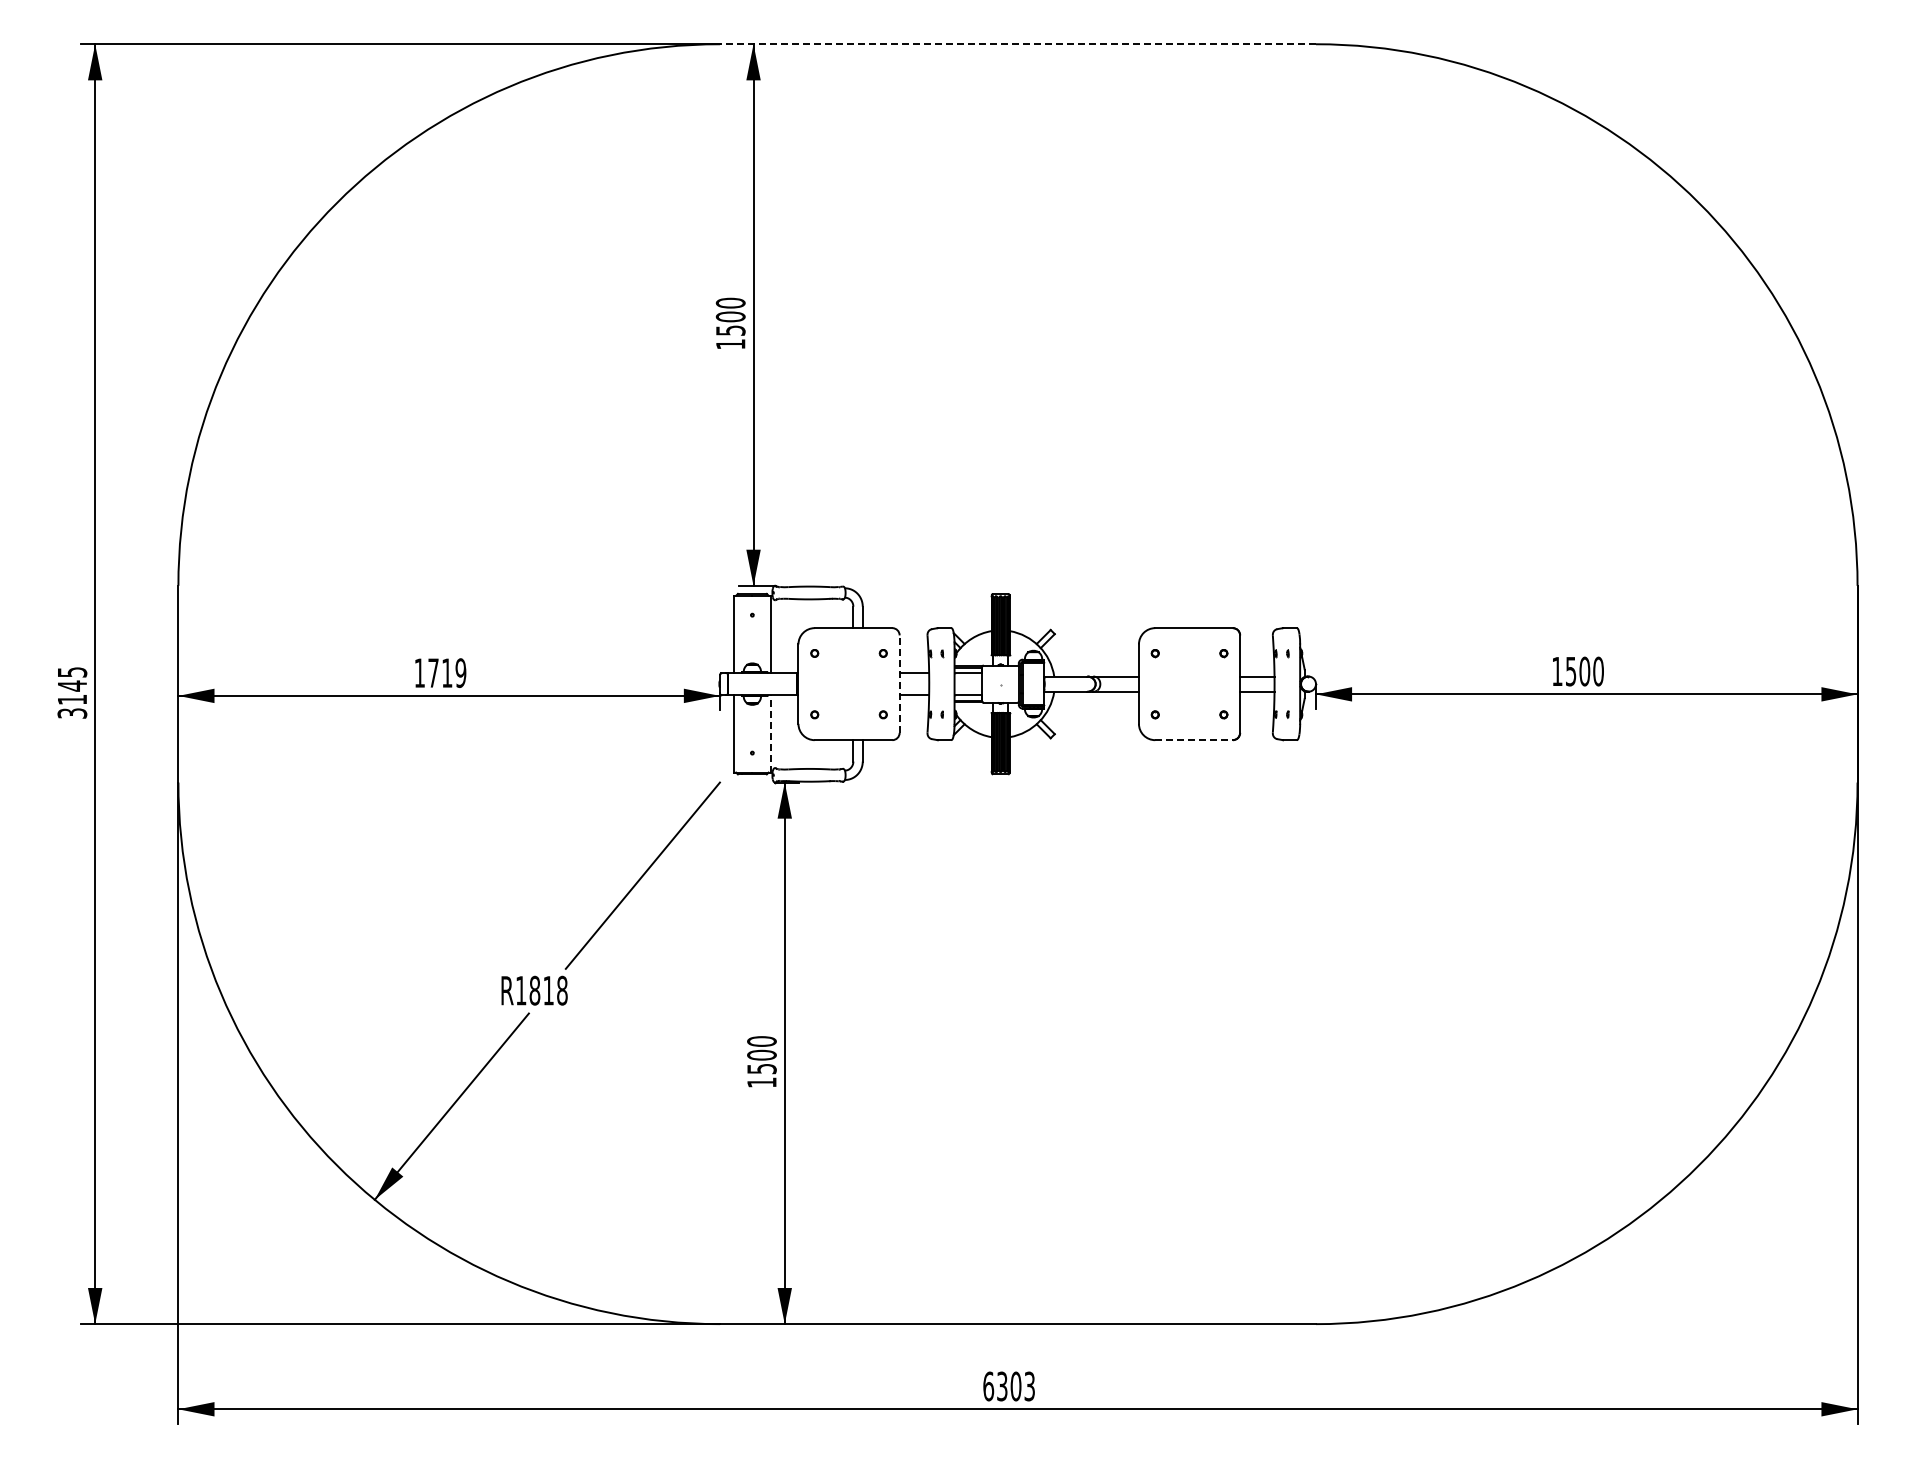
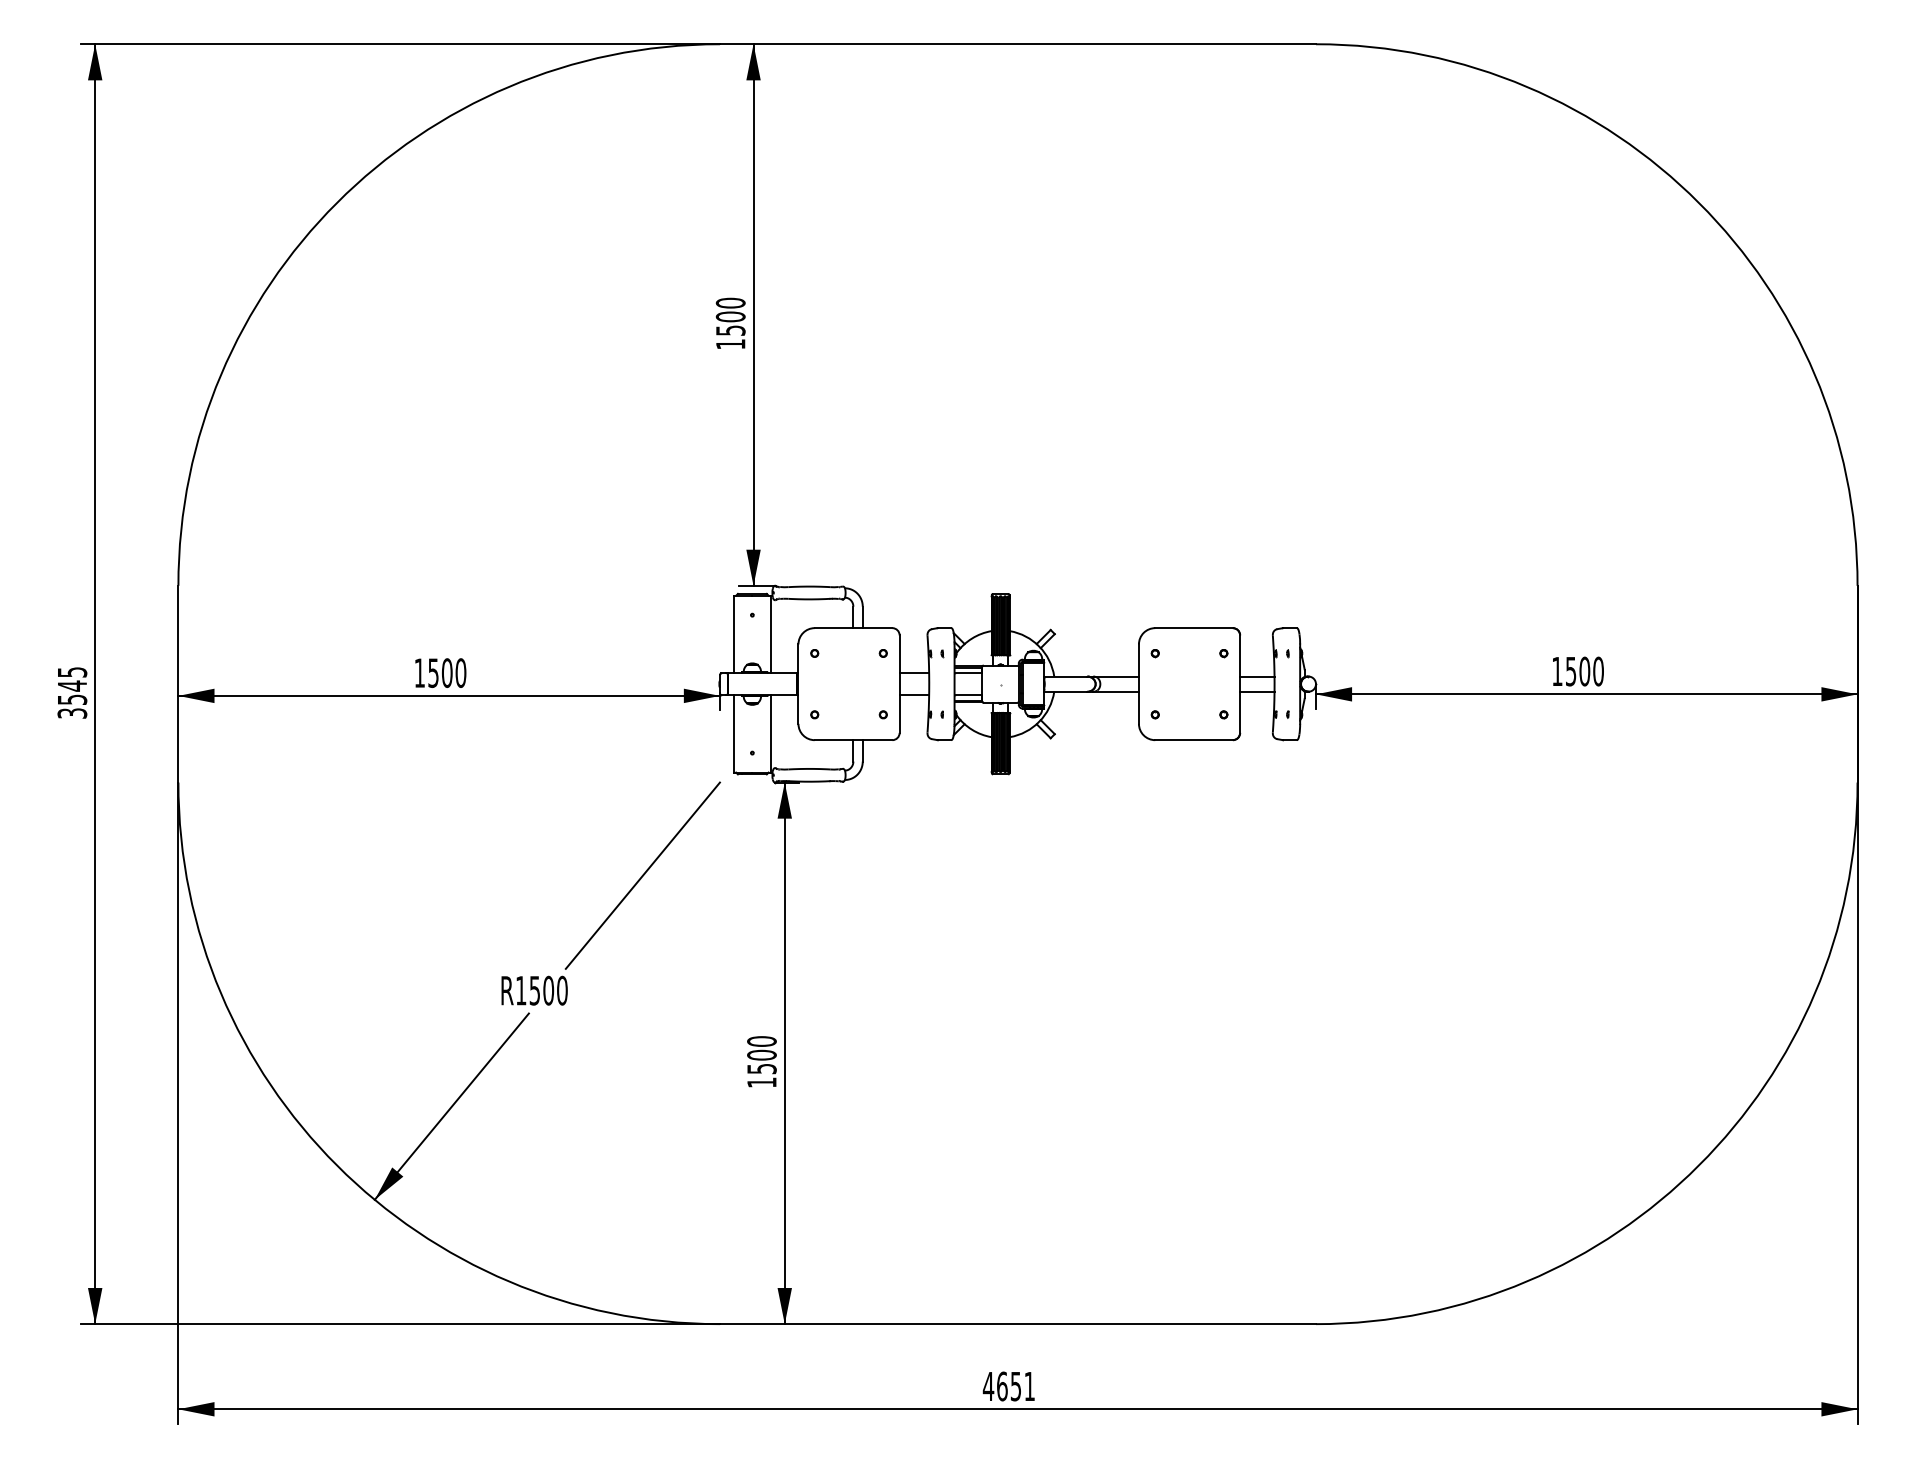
line: dashed -> solid (1017, 44)
text: 1719 -> 1500 (447, 673)
line: dashed -> solid (899, 684)
text: 3145 -> 3545 (72, 699)
line: dashed -> solid (770, 733)
line: dashed -> solid (1194, 740)
text: R1818 -> R1500 (548, 990)
text: 6303 -> 4651 (1008, 1386)
